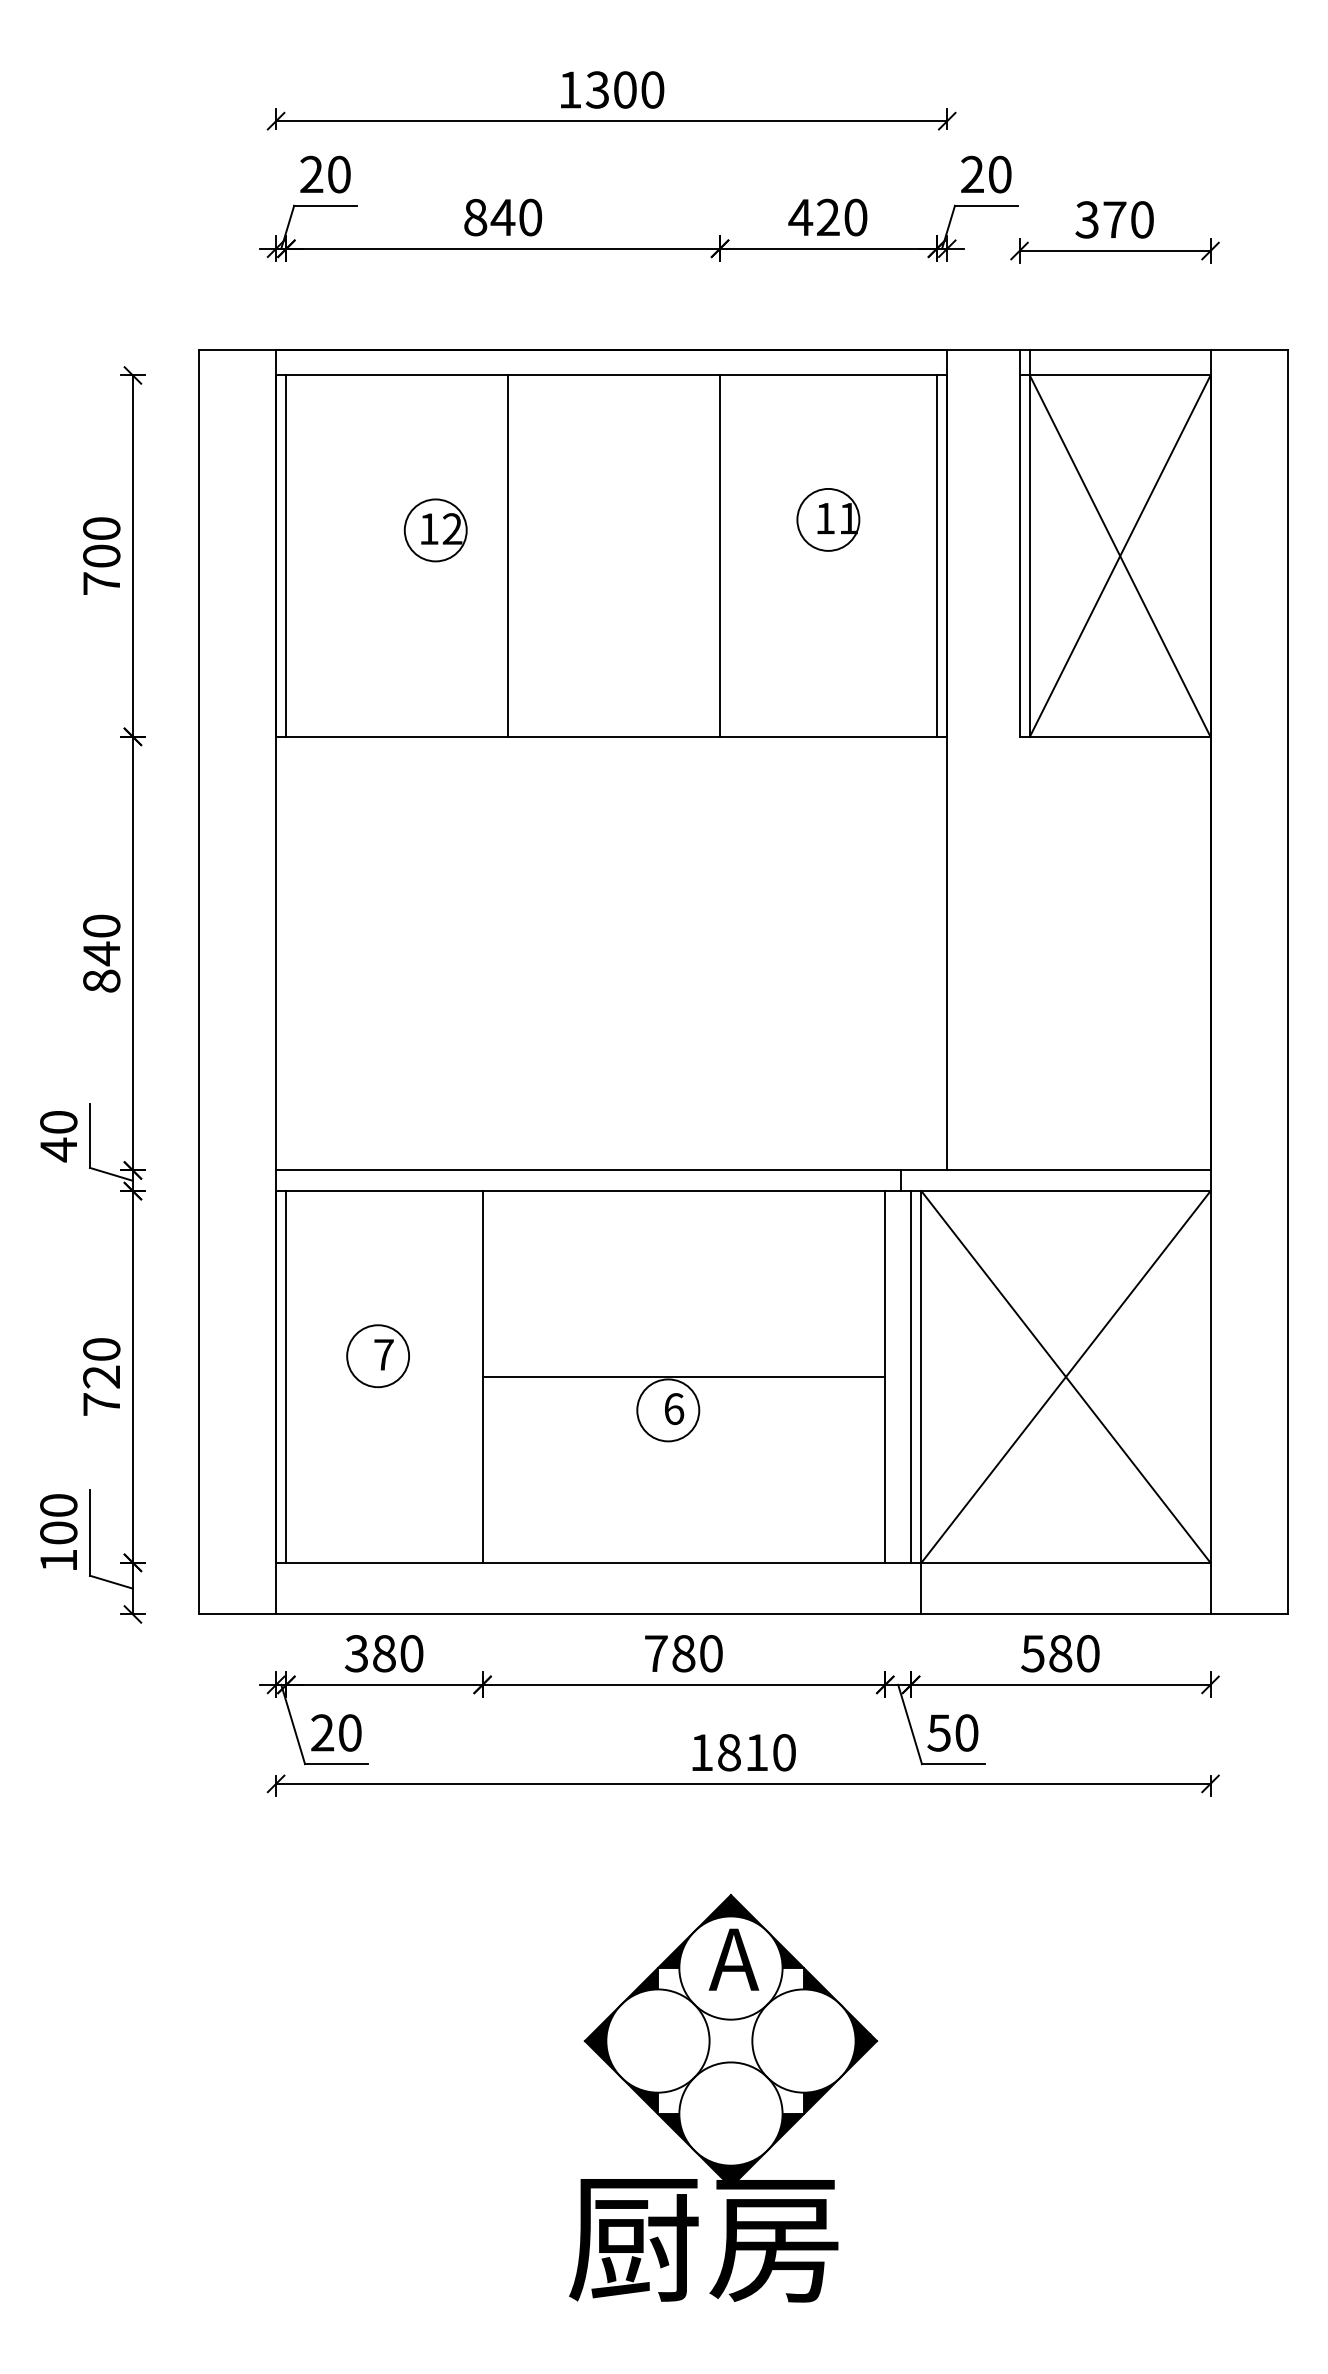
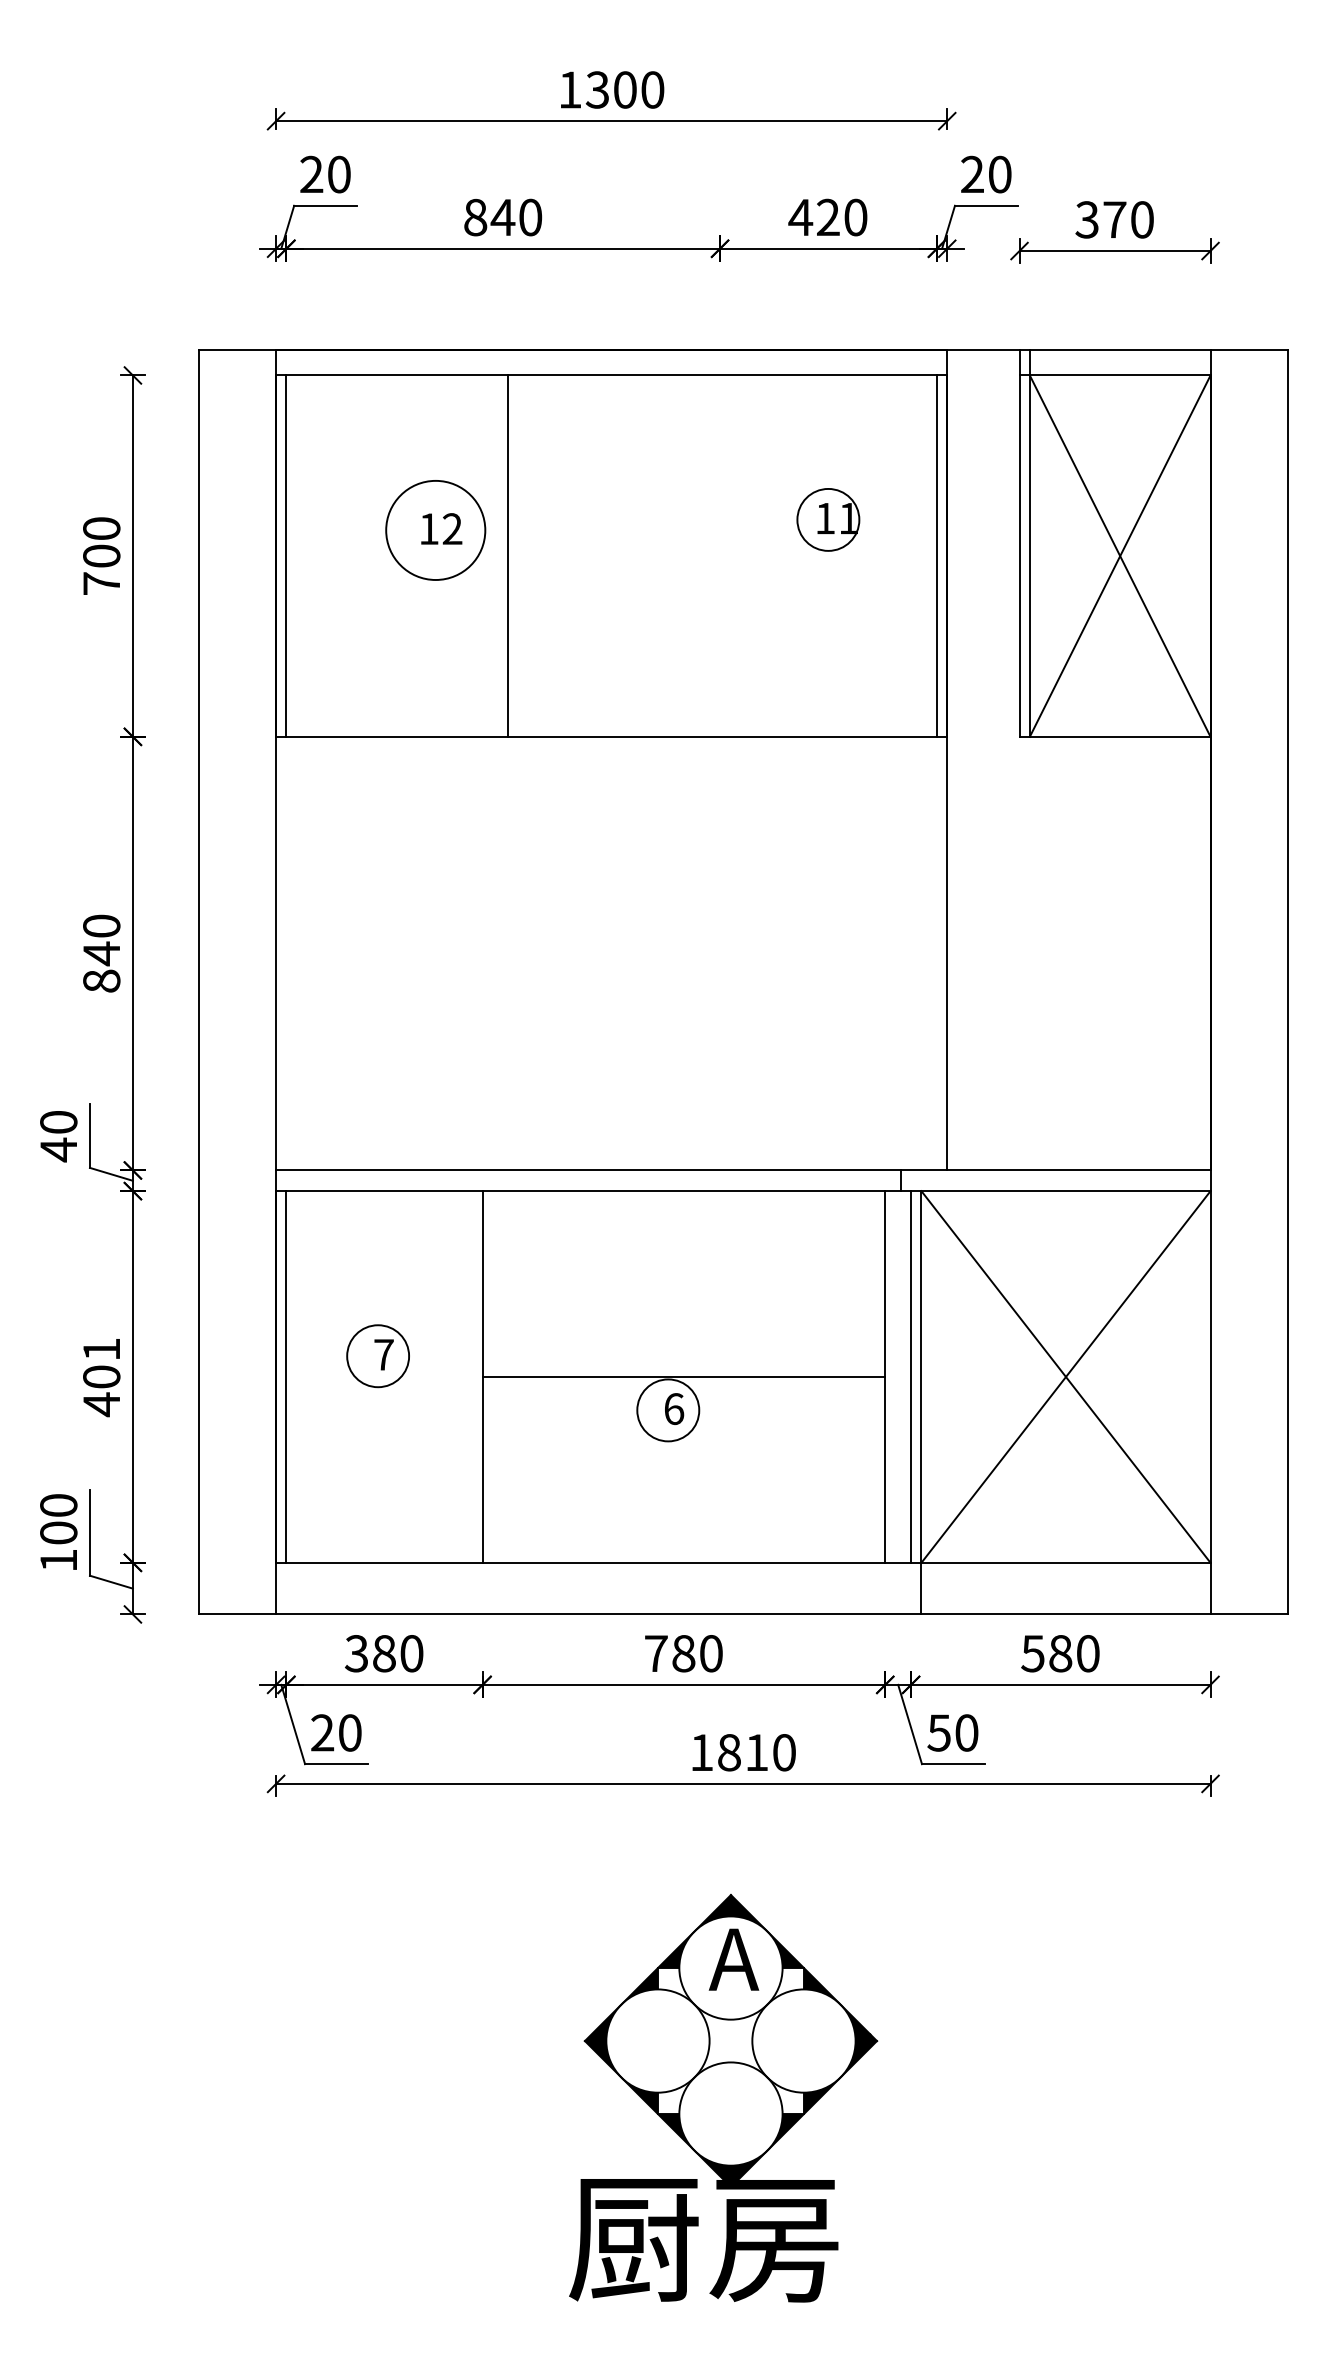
circle diameter: 62 px -> 99 px (435, 529)
line: present -> none (720, 555)
text: 720 -> 401 (101, 1377)
